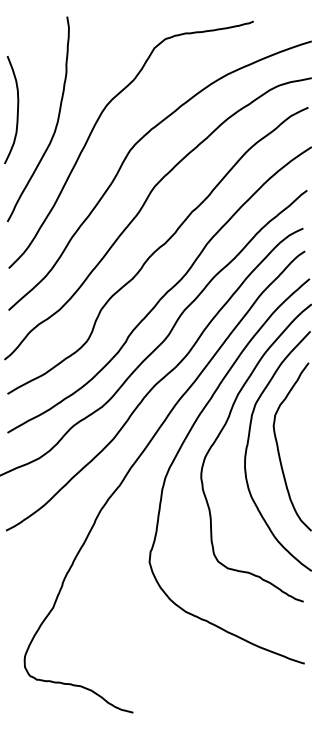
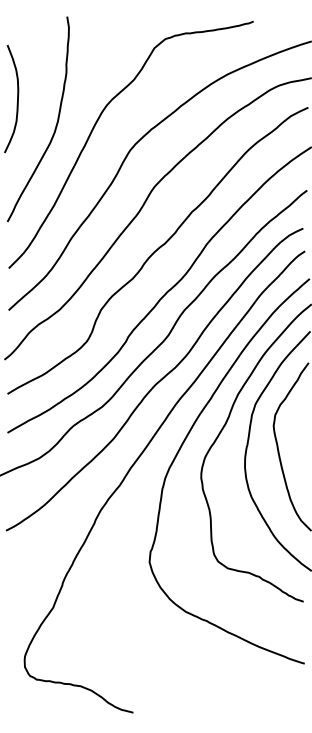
curve position: (17, 110) -> (17, 99) (17, 99)
